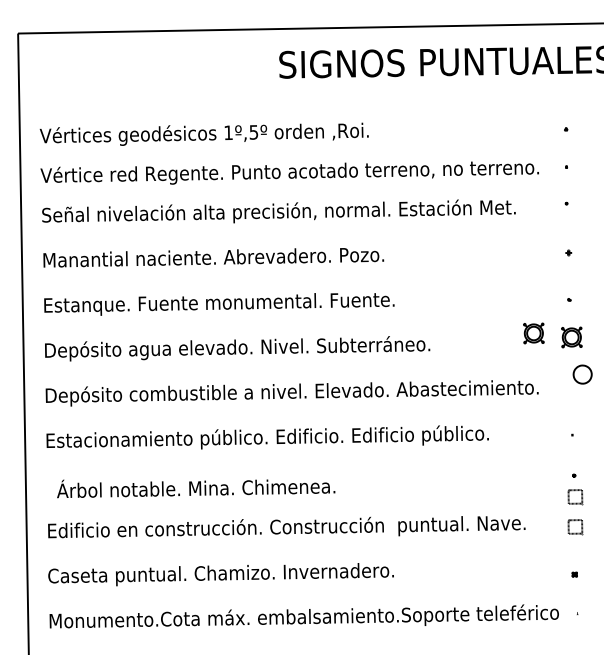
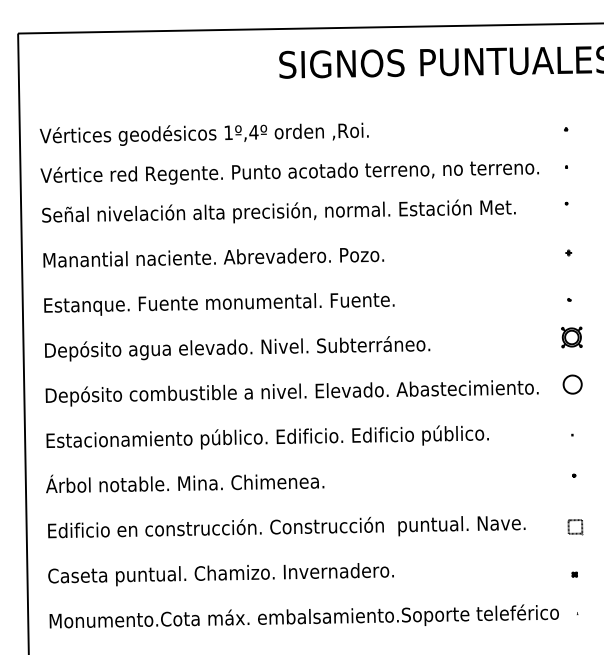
text: 1º,5º -> 1º,4º (253, 132)
part: present -> none (533, 333)
part position: (582, 374) -> (572, 384) (572, 384)
text position: (196, 488) -> (185, 483) (185, 483)
part: present -> none (575, 497)
